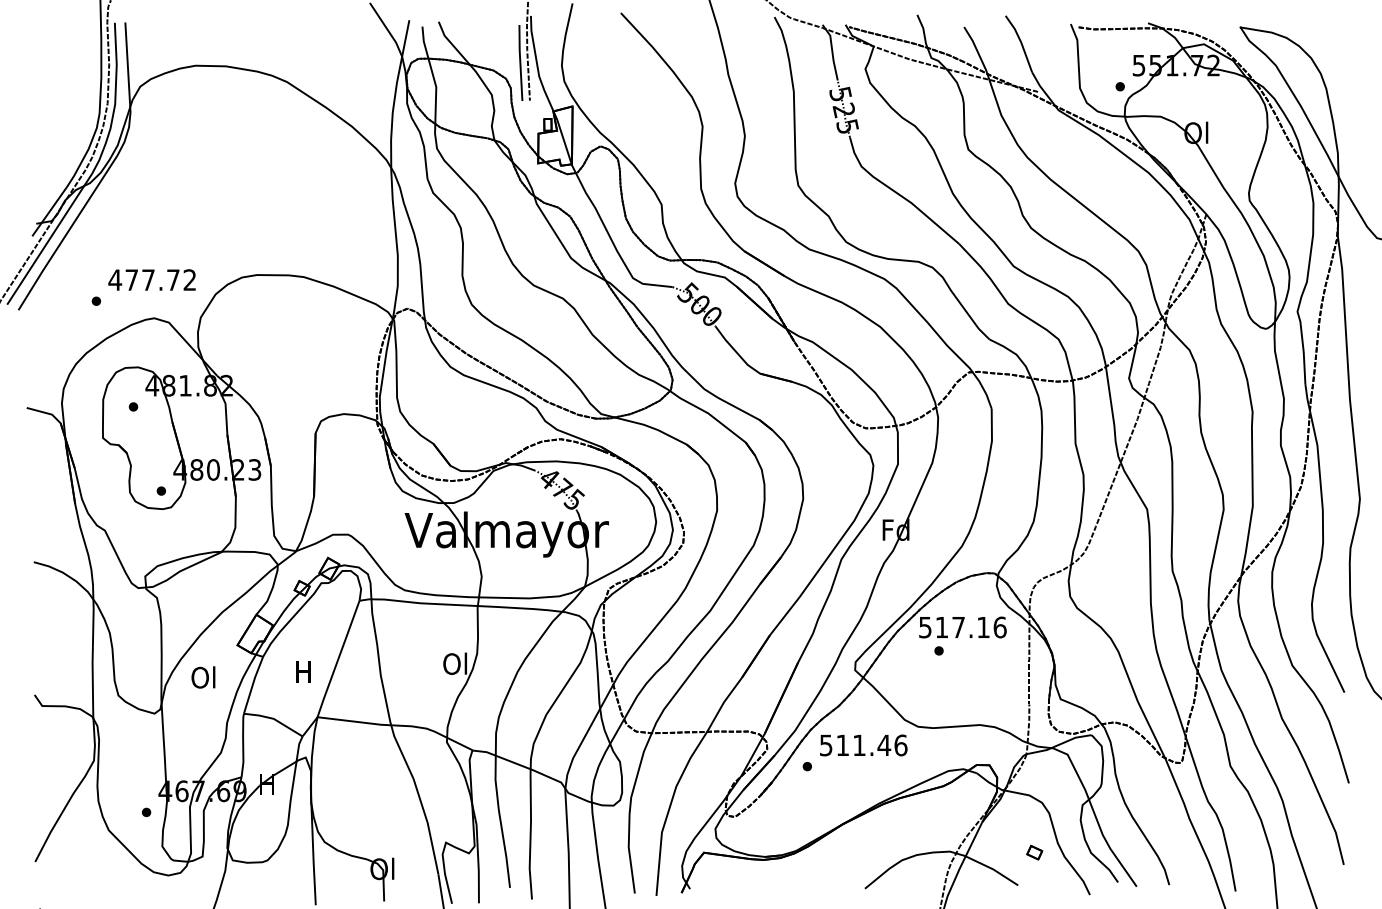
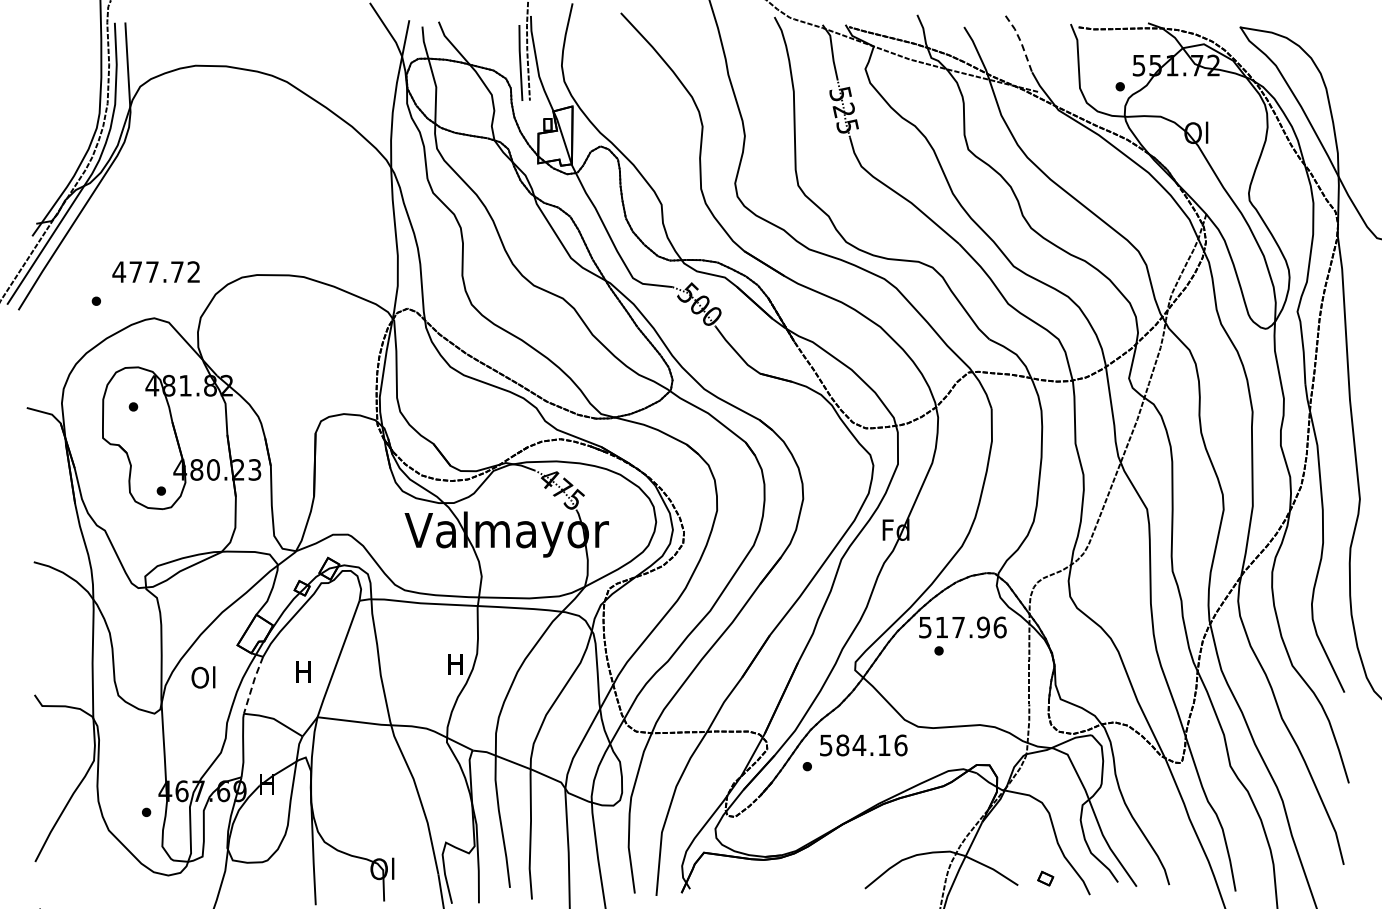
line: solid -> dashed (1021, 42)
text position: (151, 279) -> (155, 271) (155, 271)
text: 517.16 -> 517.96 (983, 627)
text: Ol -> H (454, 663)
line: solid -> dashed (253, 684)
text: 511.46 -> 584.16 (863, 745)
part position: (1034, 852) -> (1045, 878) (1045, 878)
